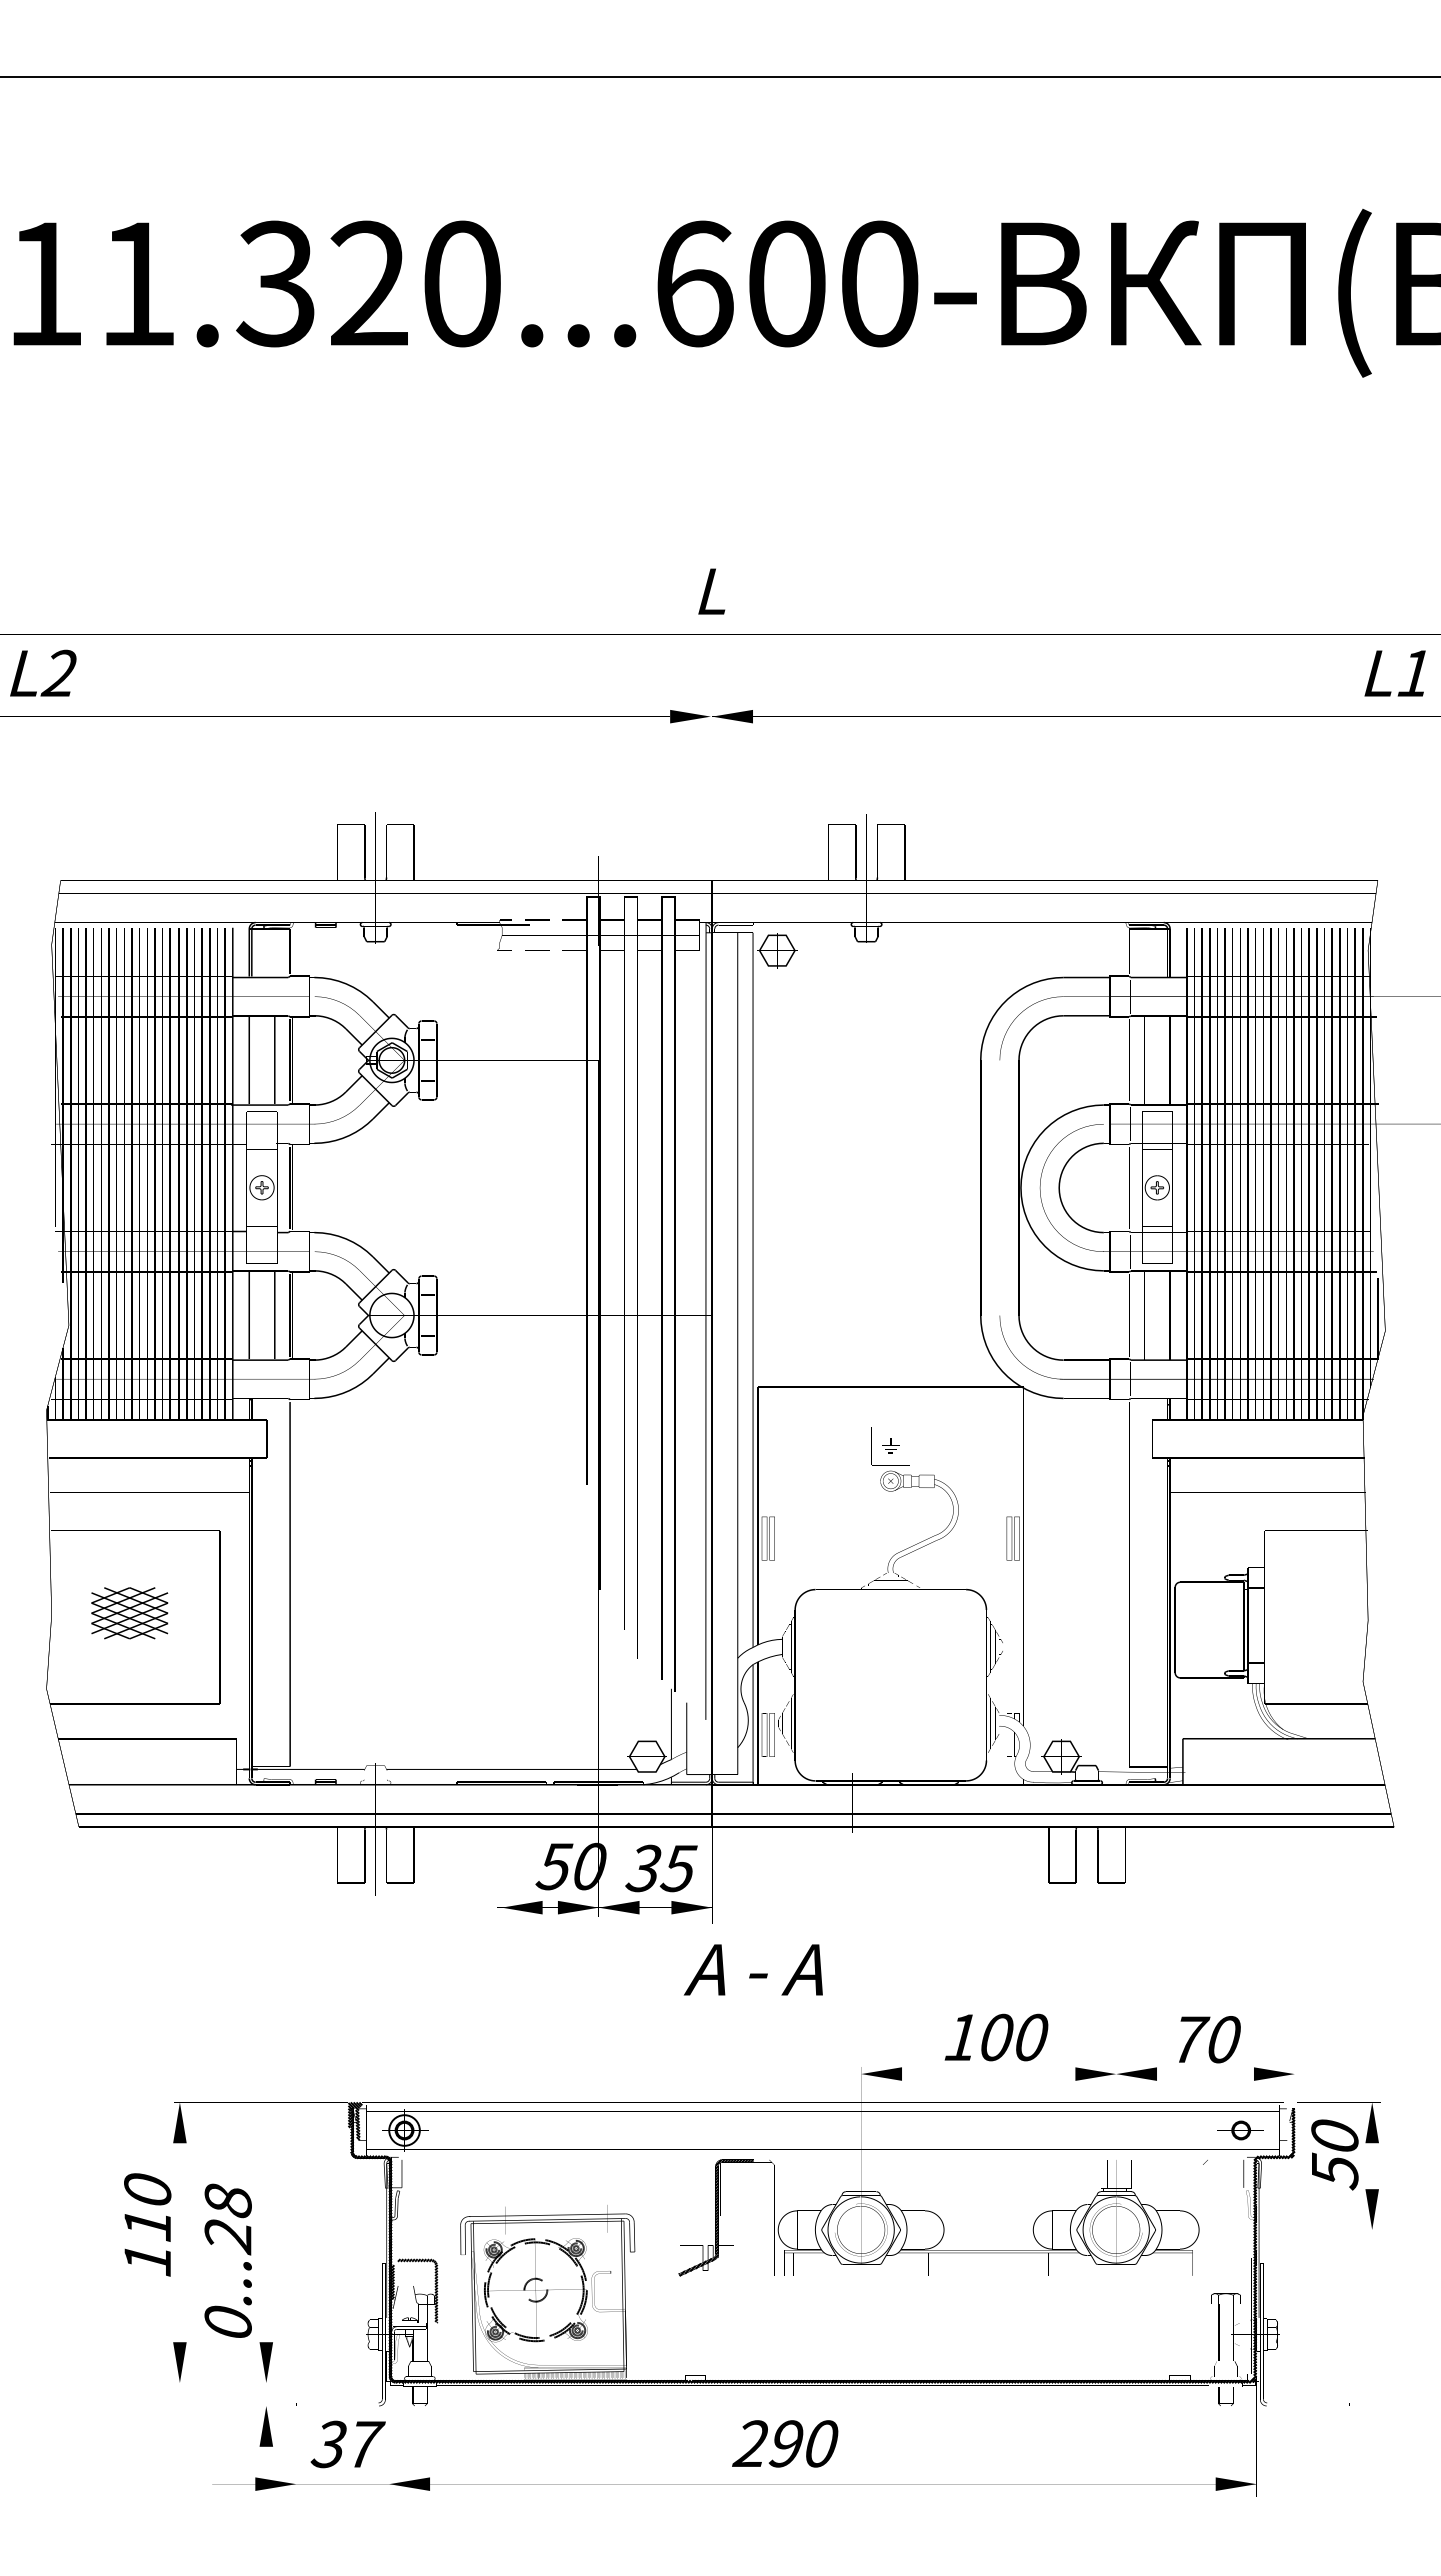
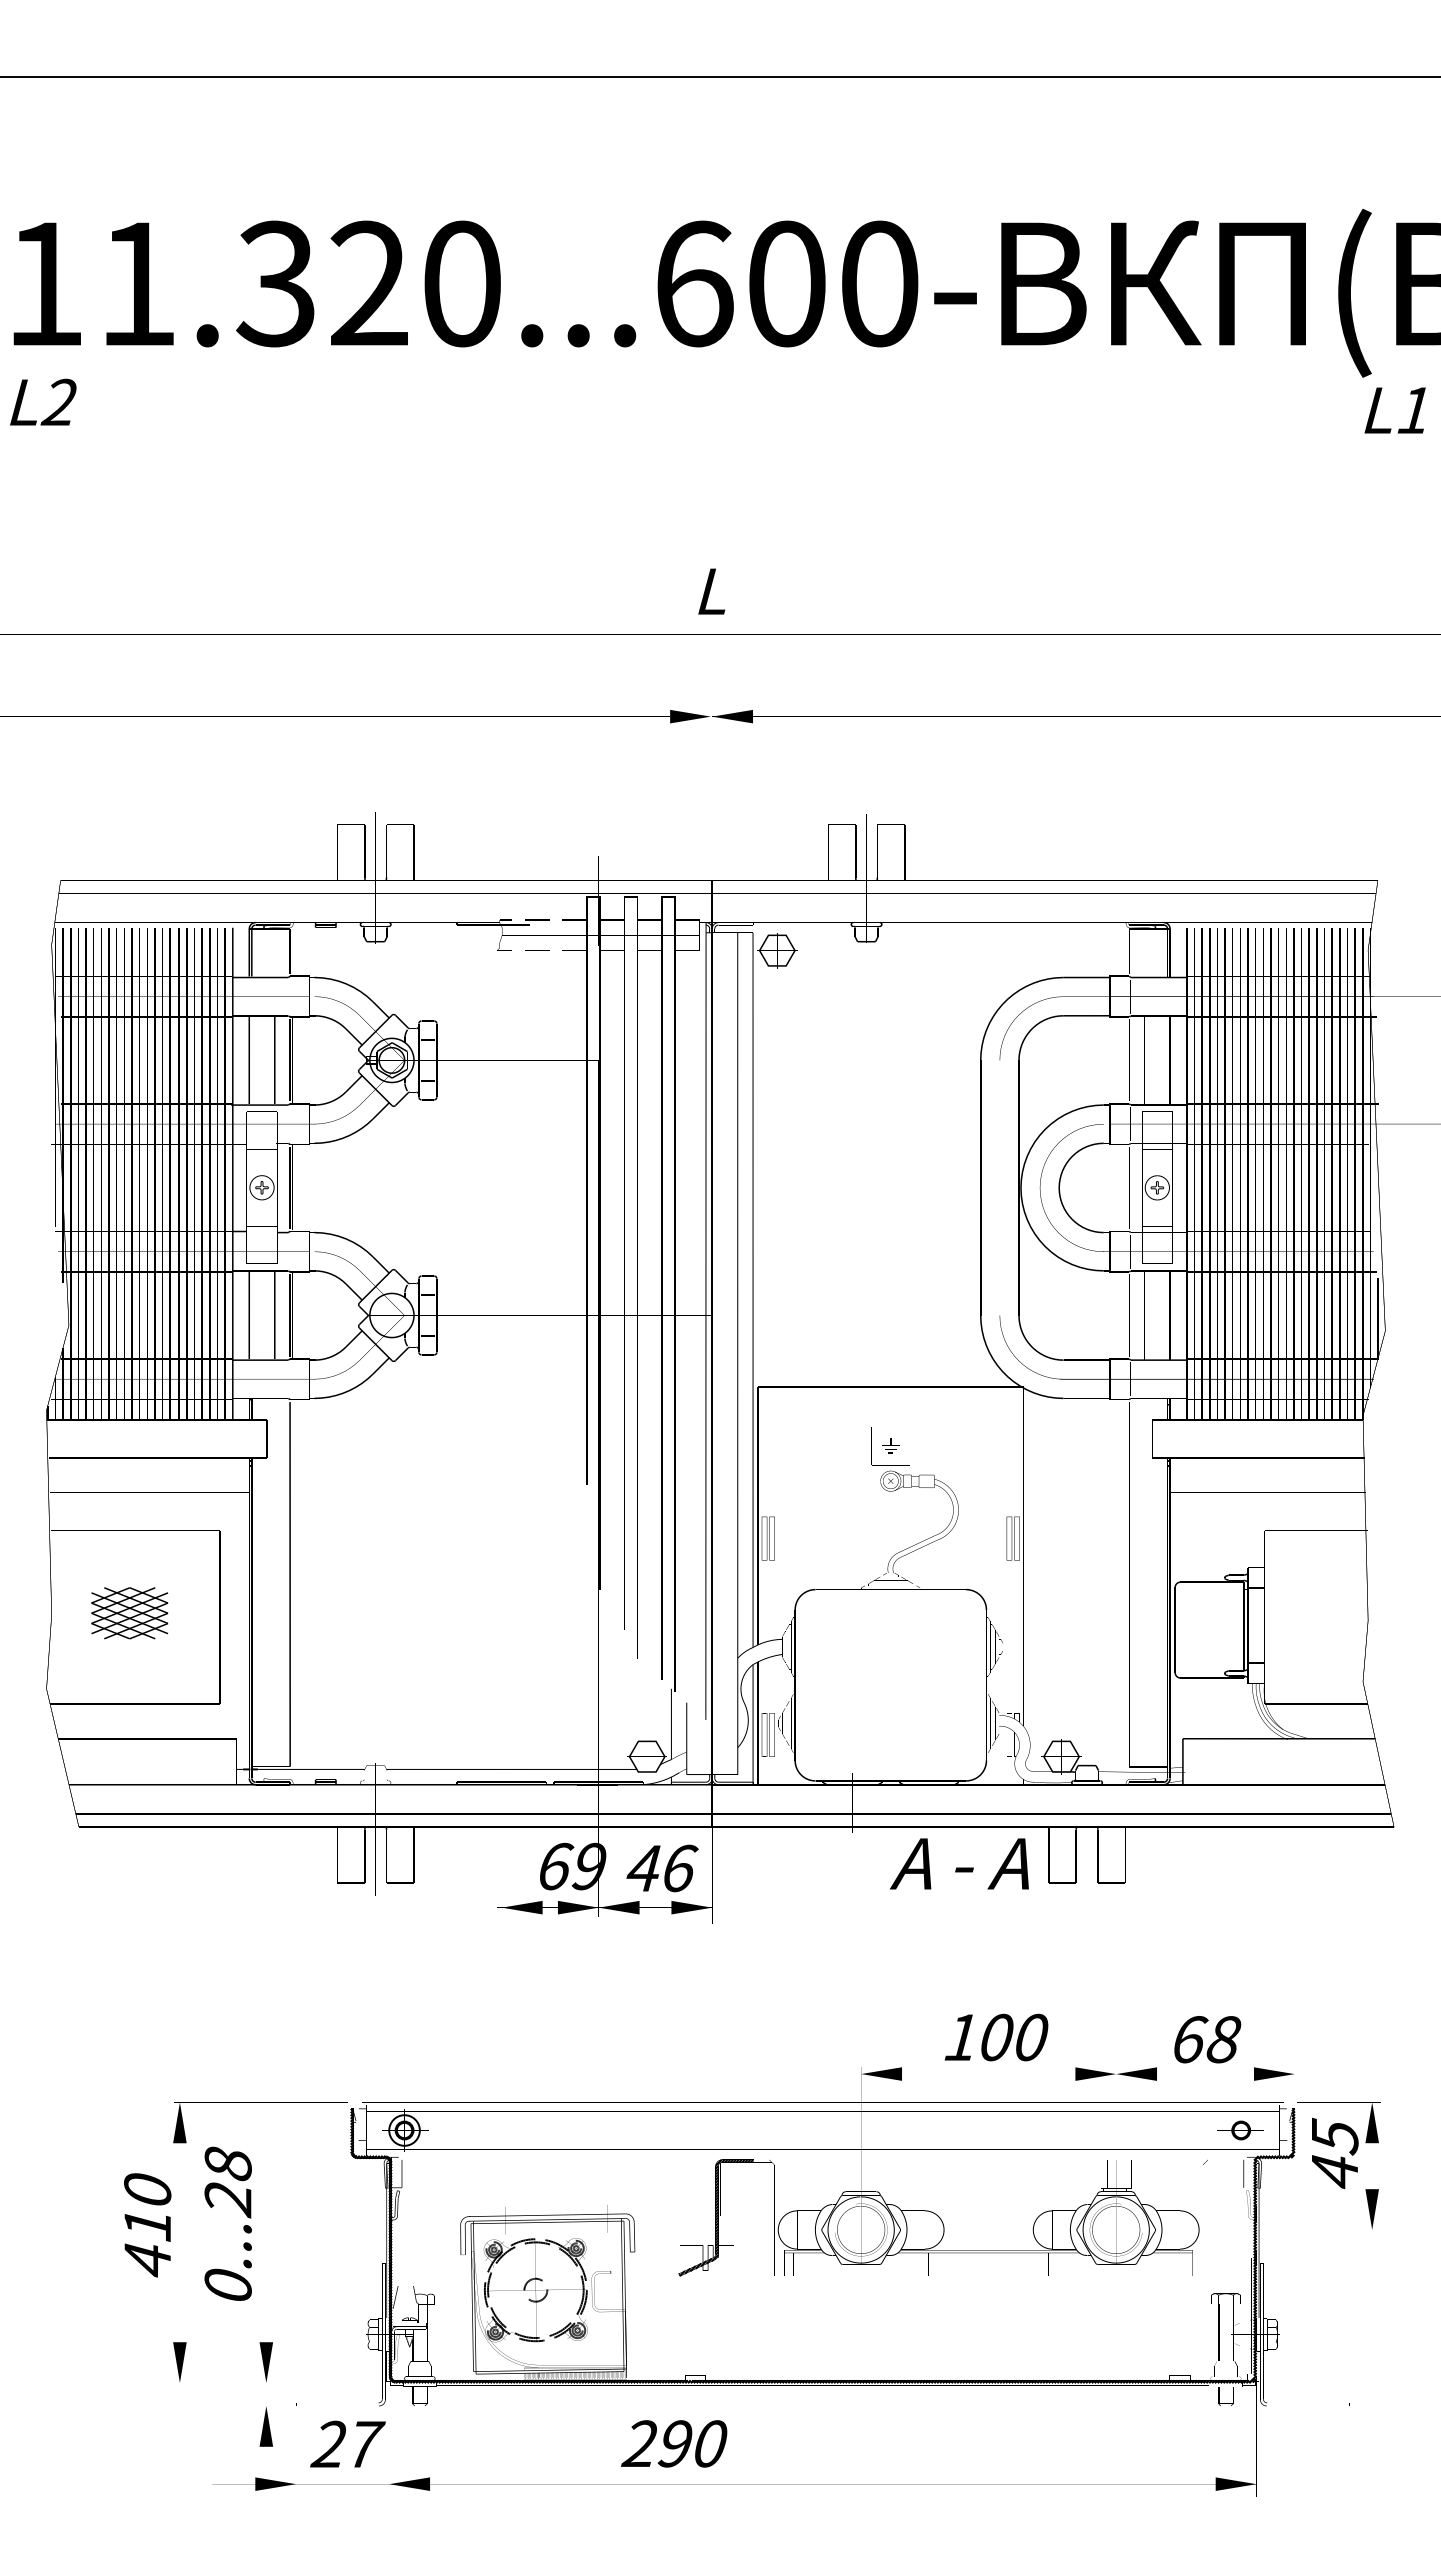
text position: (43, 672) -> (43, 401) (43, 401)
text position: (1394, 673) -> (1394, 410) (1394, 410)
text: 50 -> 69 (570, 1866)
text: 35 -> 46 (661, 1868)
text position: (752, 1969) -> (958, 1863) (958, 1863)
text: 70 -> 68 (1207, 2039)
hatch: present -> none (355, 2121)
text: 50 -> 45 (1334, 2153)
text: 110 -> 410 (147, 2260)
text position: (227, 2260) -> (227, 2223) (227, 2223)
hatch: present -> none (414, 2290)
text position: (785, 2443) -> (674, 2443) (674, 2443)
text: 37 -> 27 (328, 2444)
